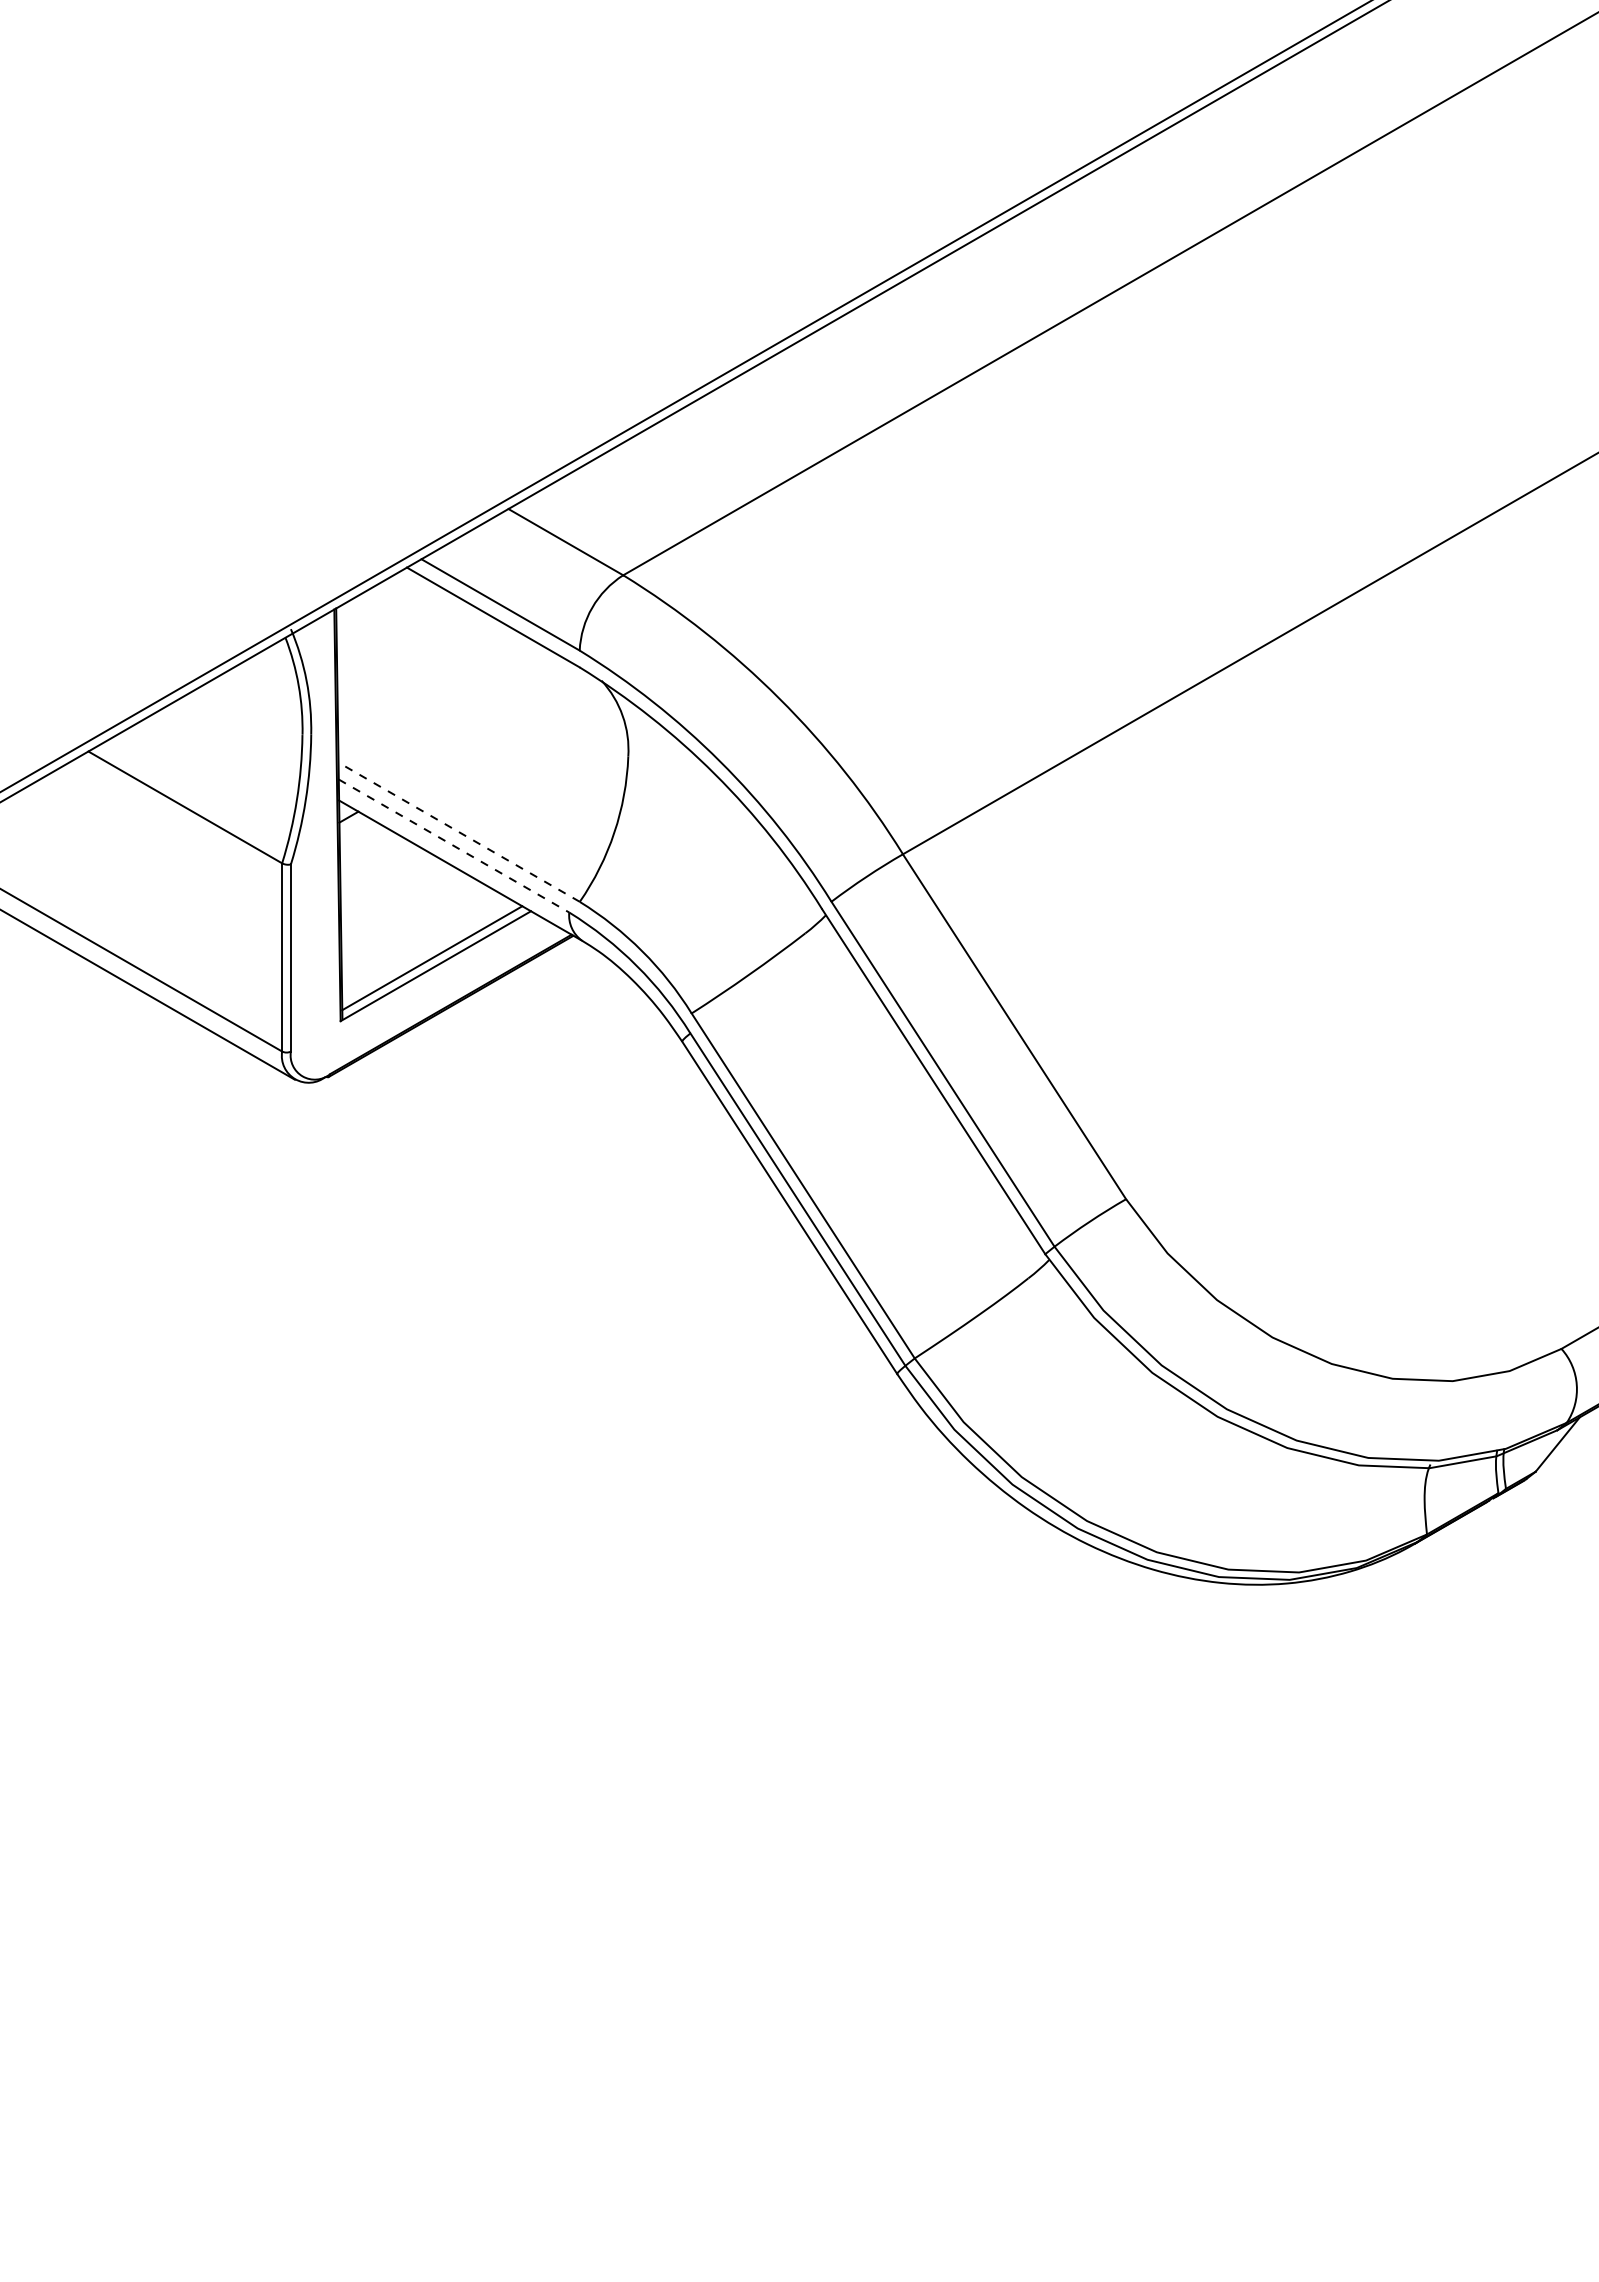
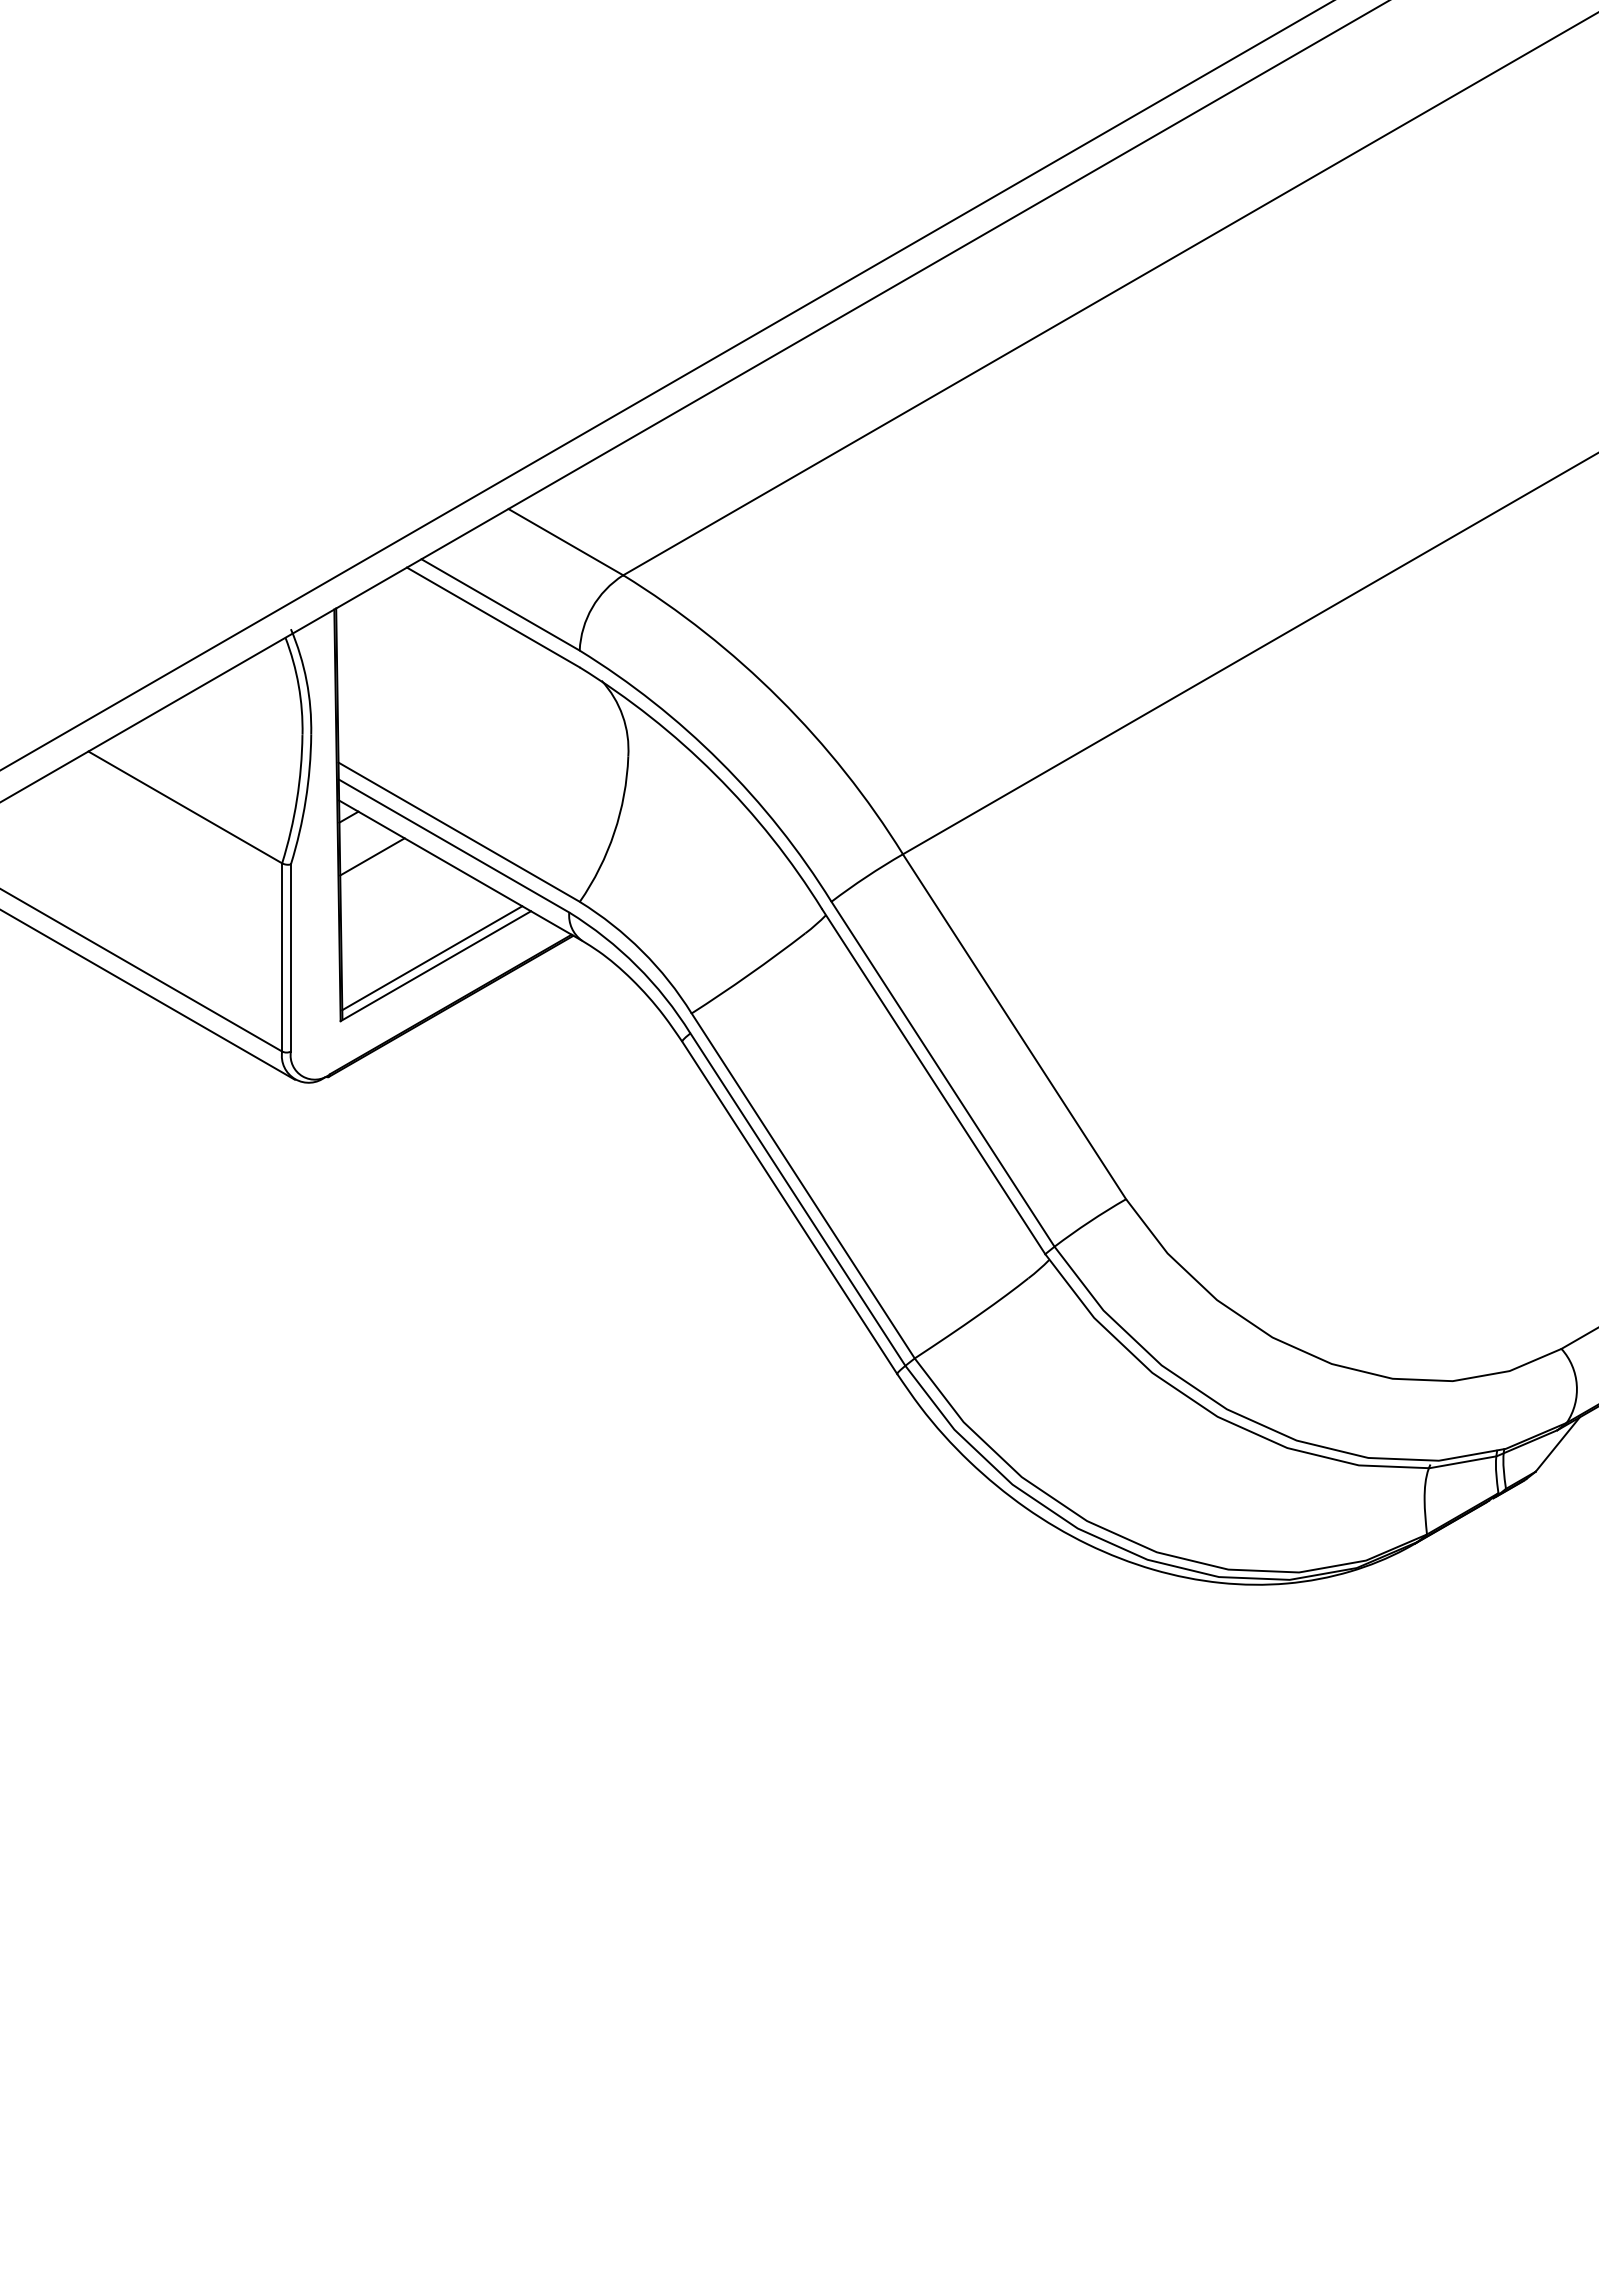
line position: (685, 396) -> (666, 385) (666, 385)
line: dashed -> solid (458, 831)
line: dashed -> solid (454, 846)
line: none -> present (372, 856)
